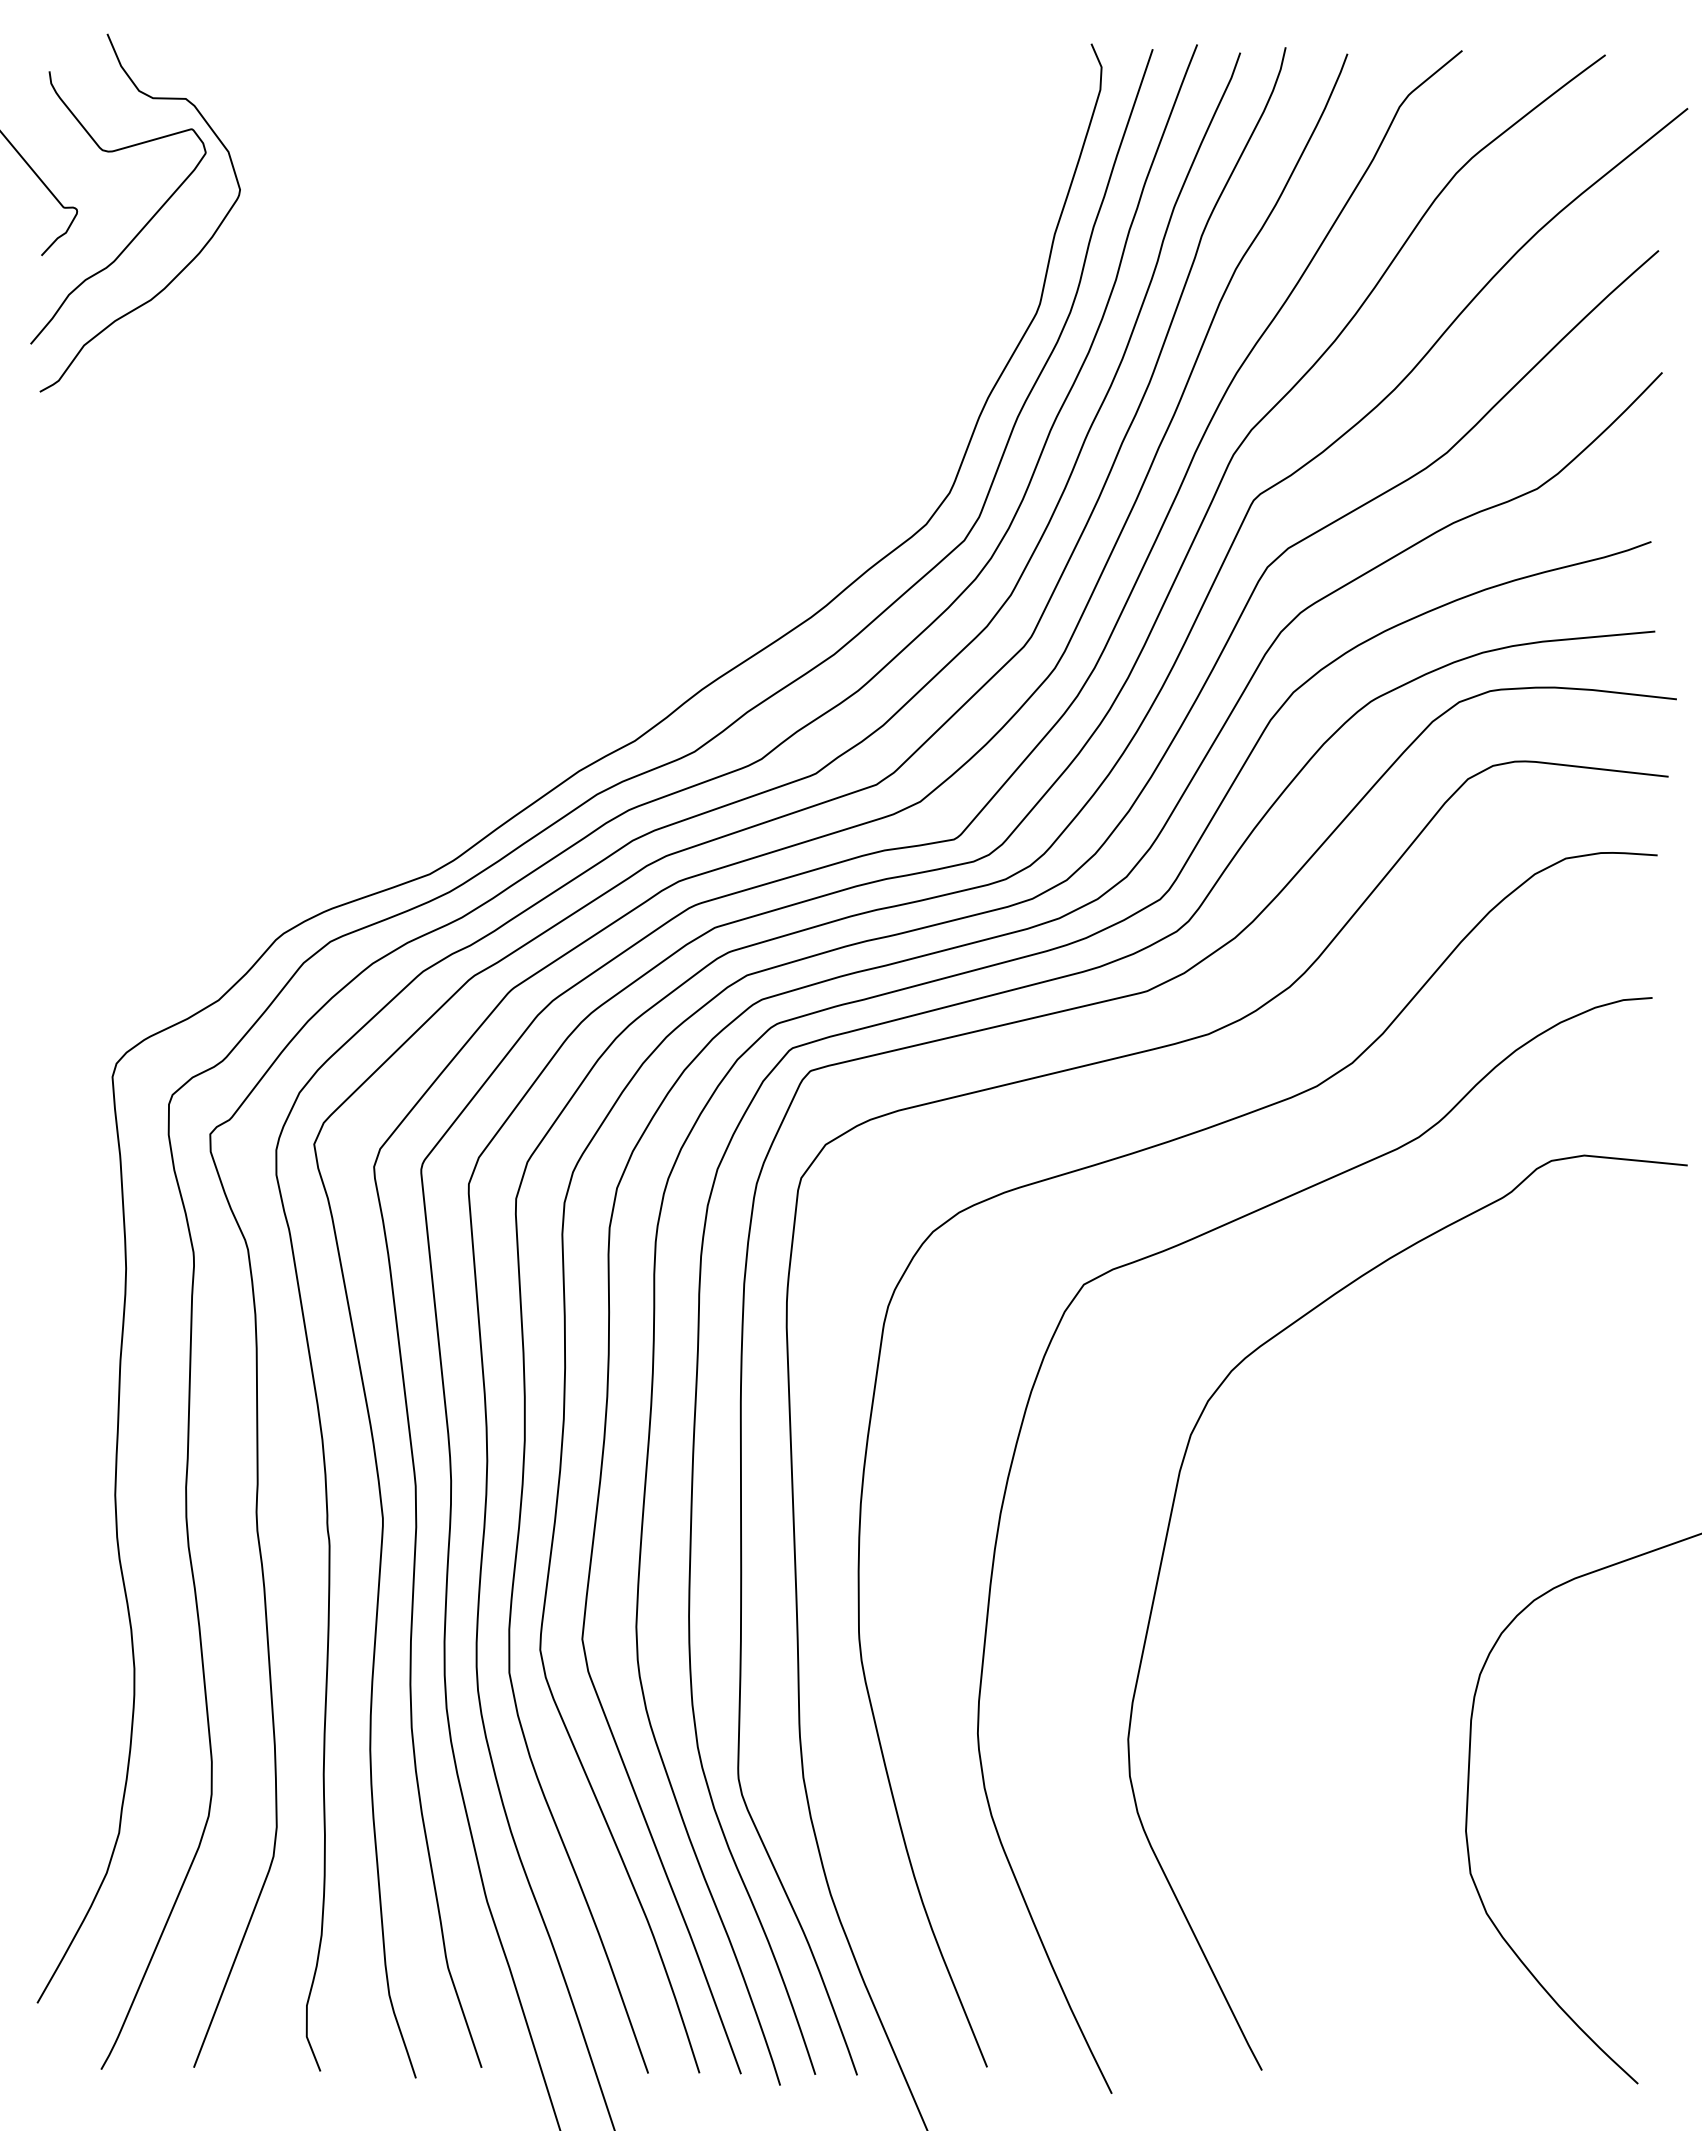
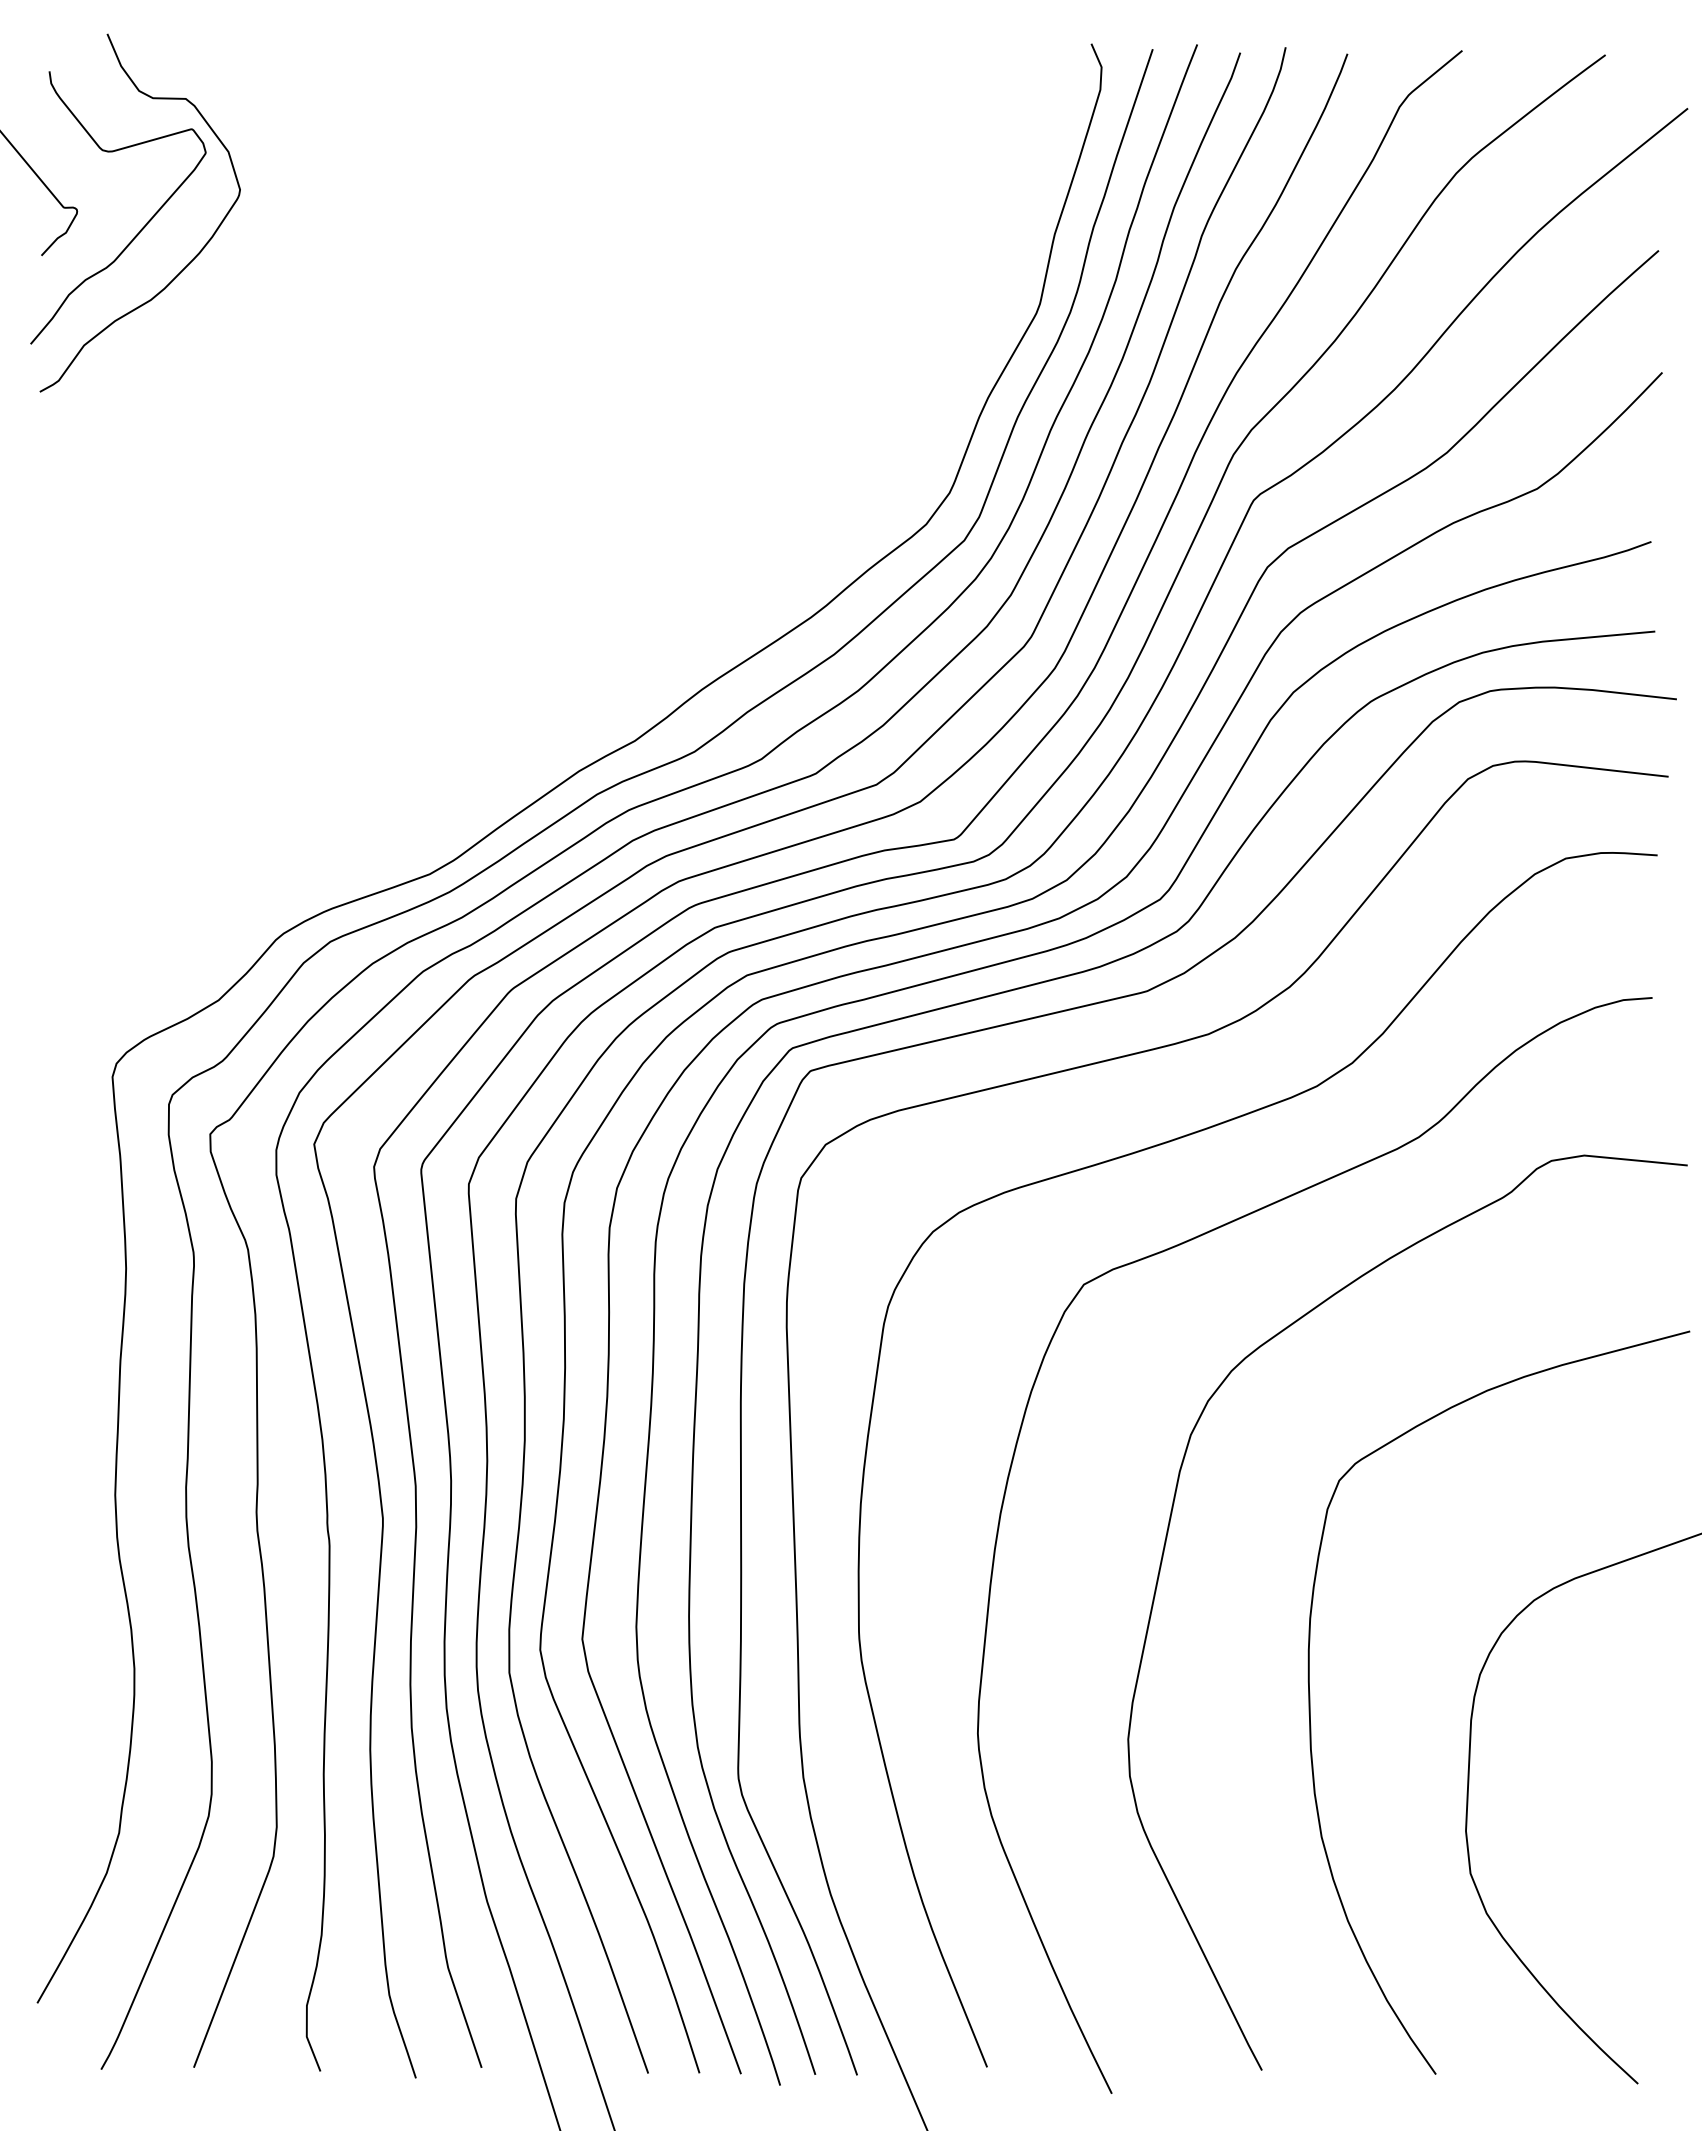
curve: none -> present (1310, 1702)
